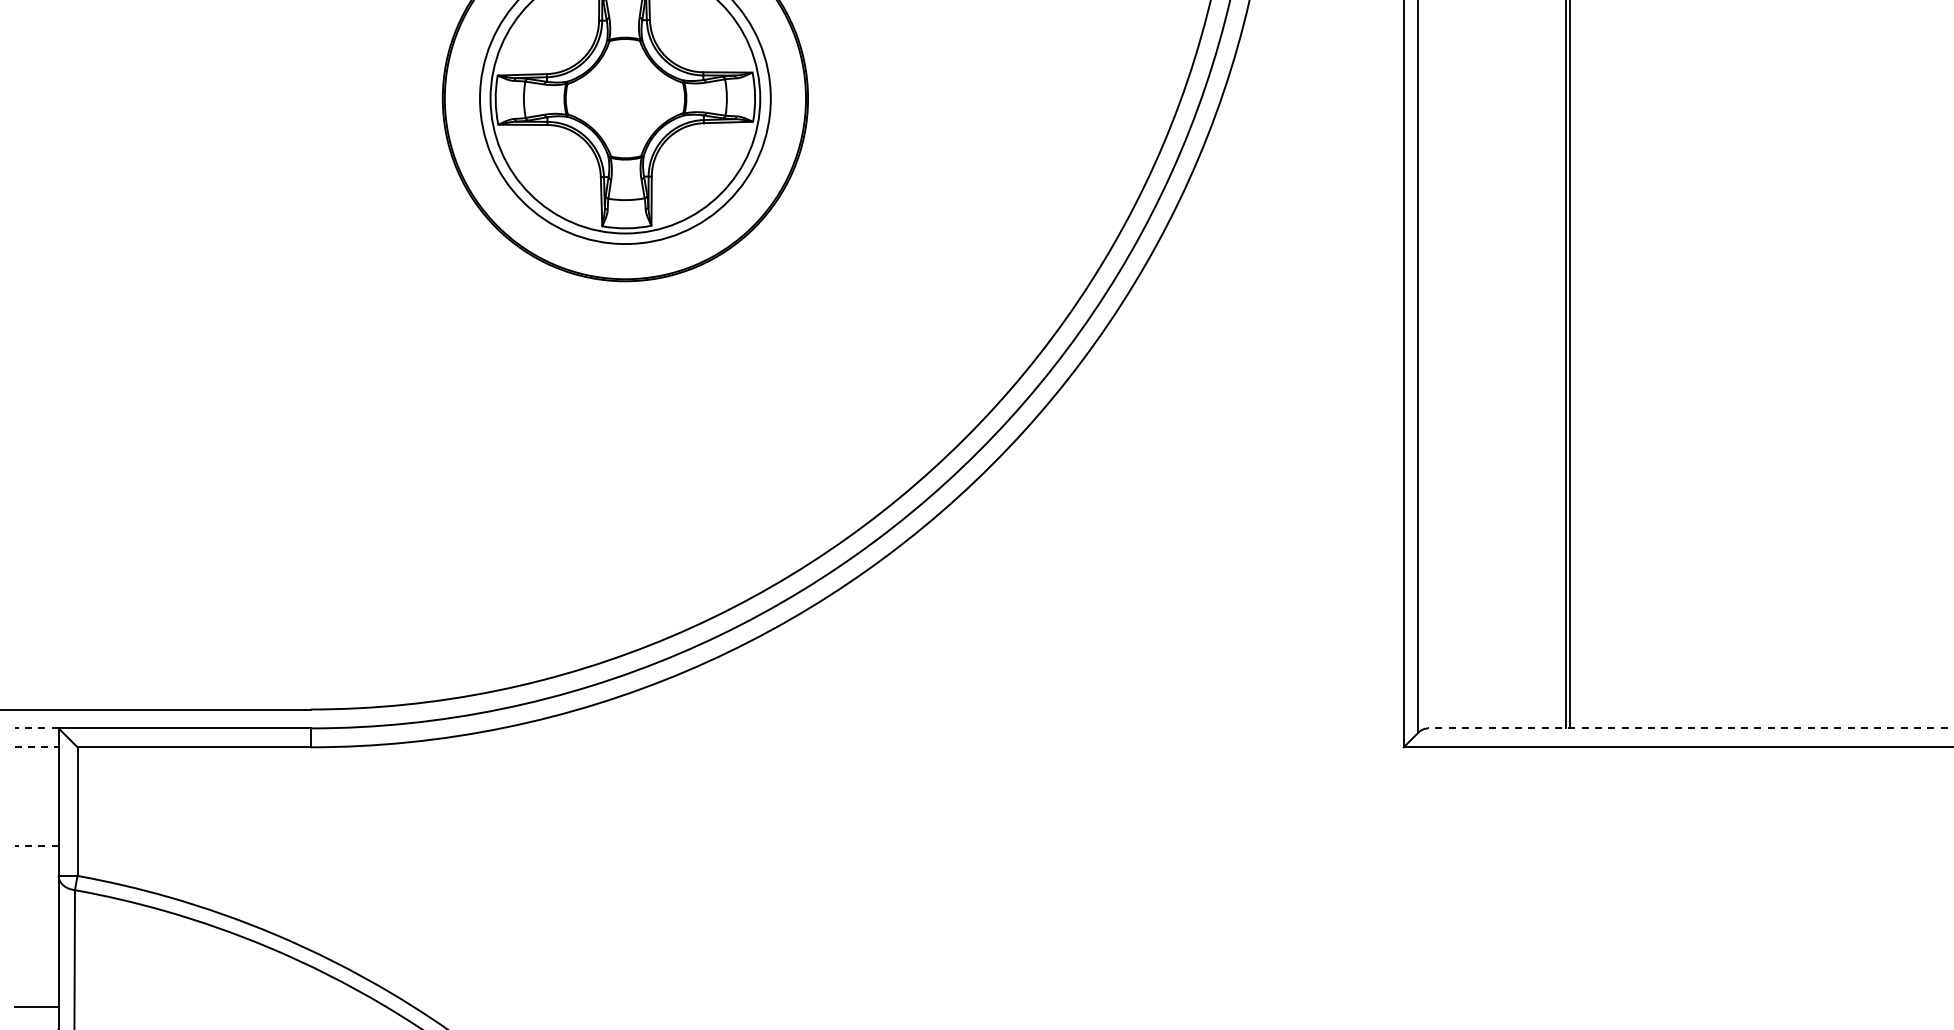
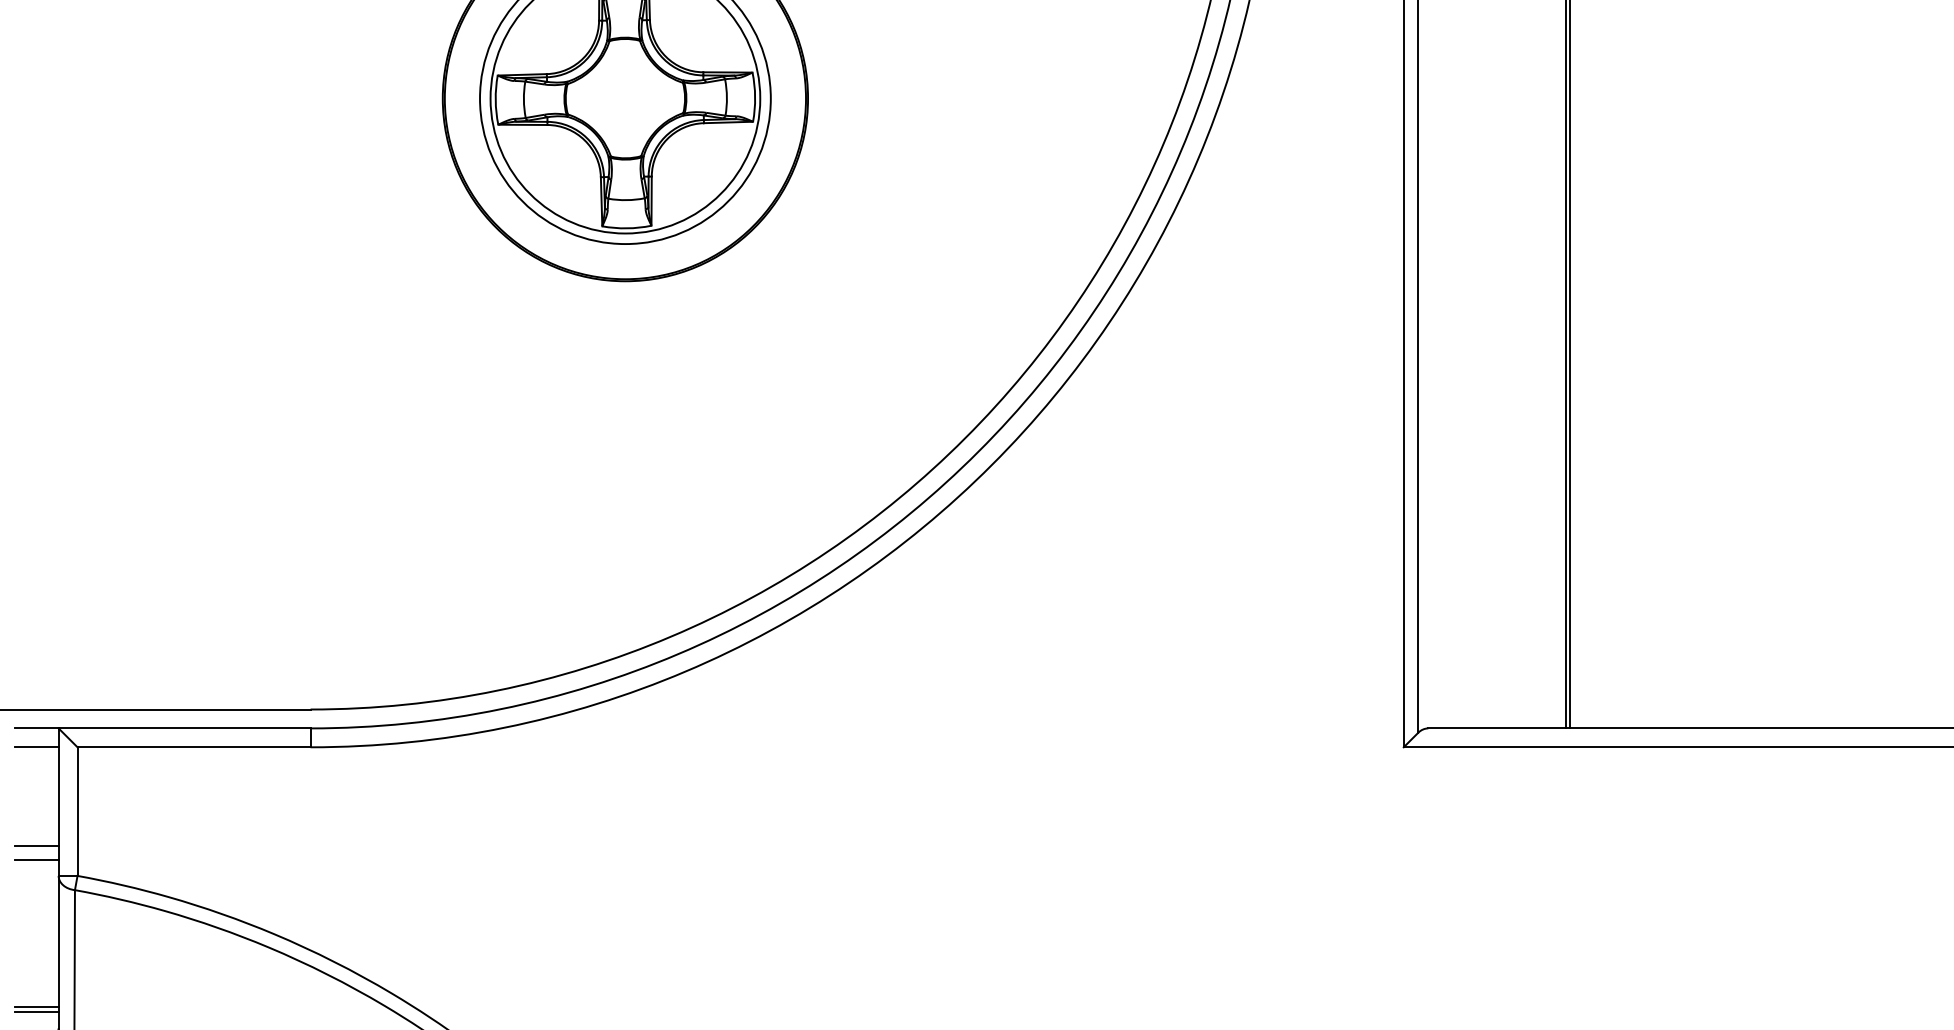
line: dashed -> solid (36, 728)
line: dashed -> solid (1690, 728)
line: dashed -> solid (37, 747)
line: dashed -> solid (36, 845)
line: none -> present (36, 860)
line: none -> present (36, 1011)
